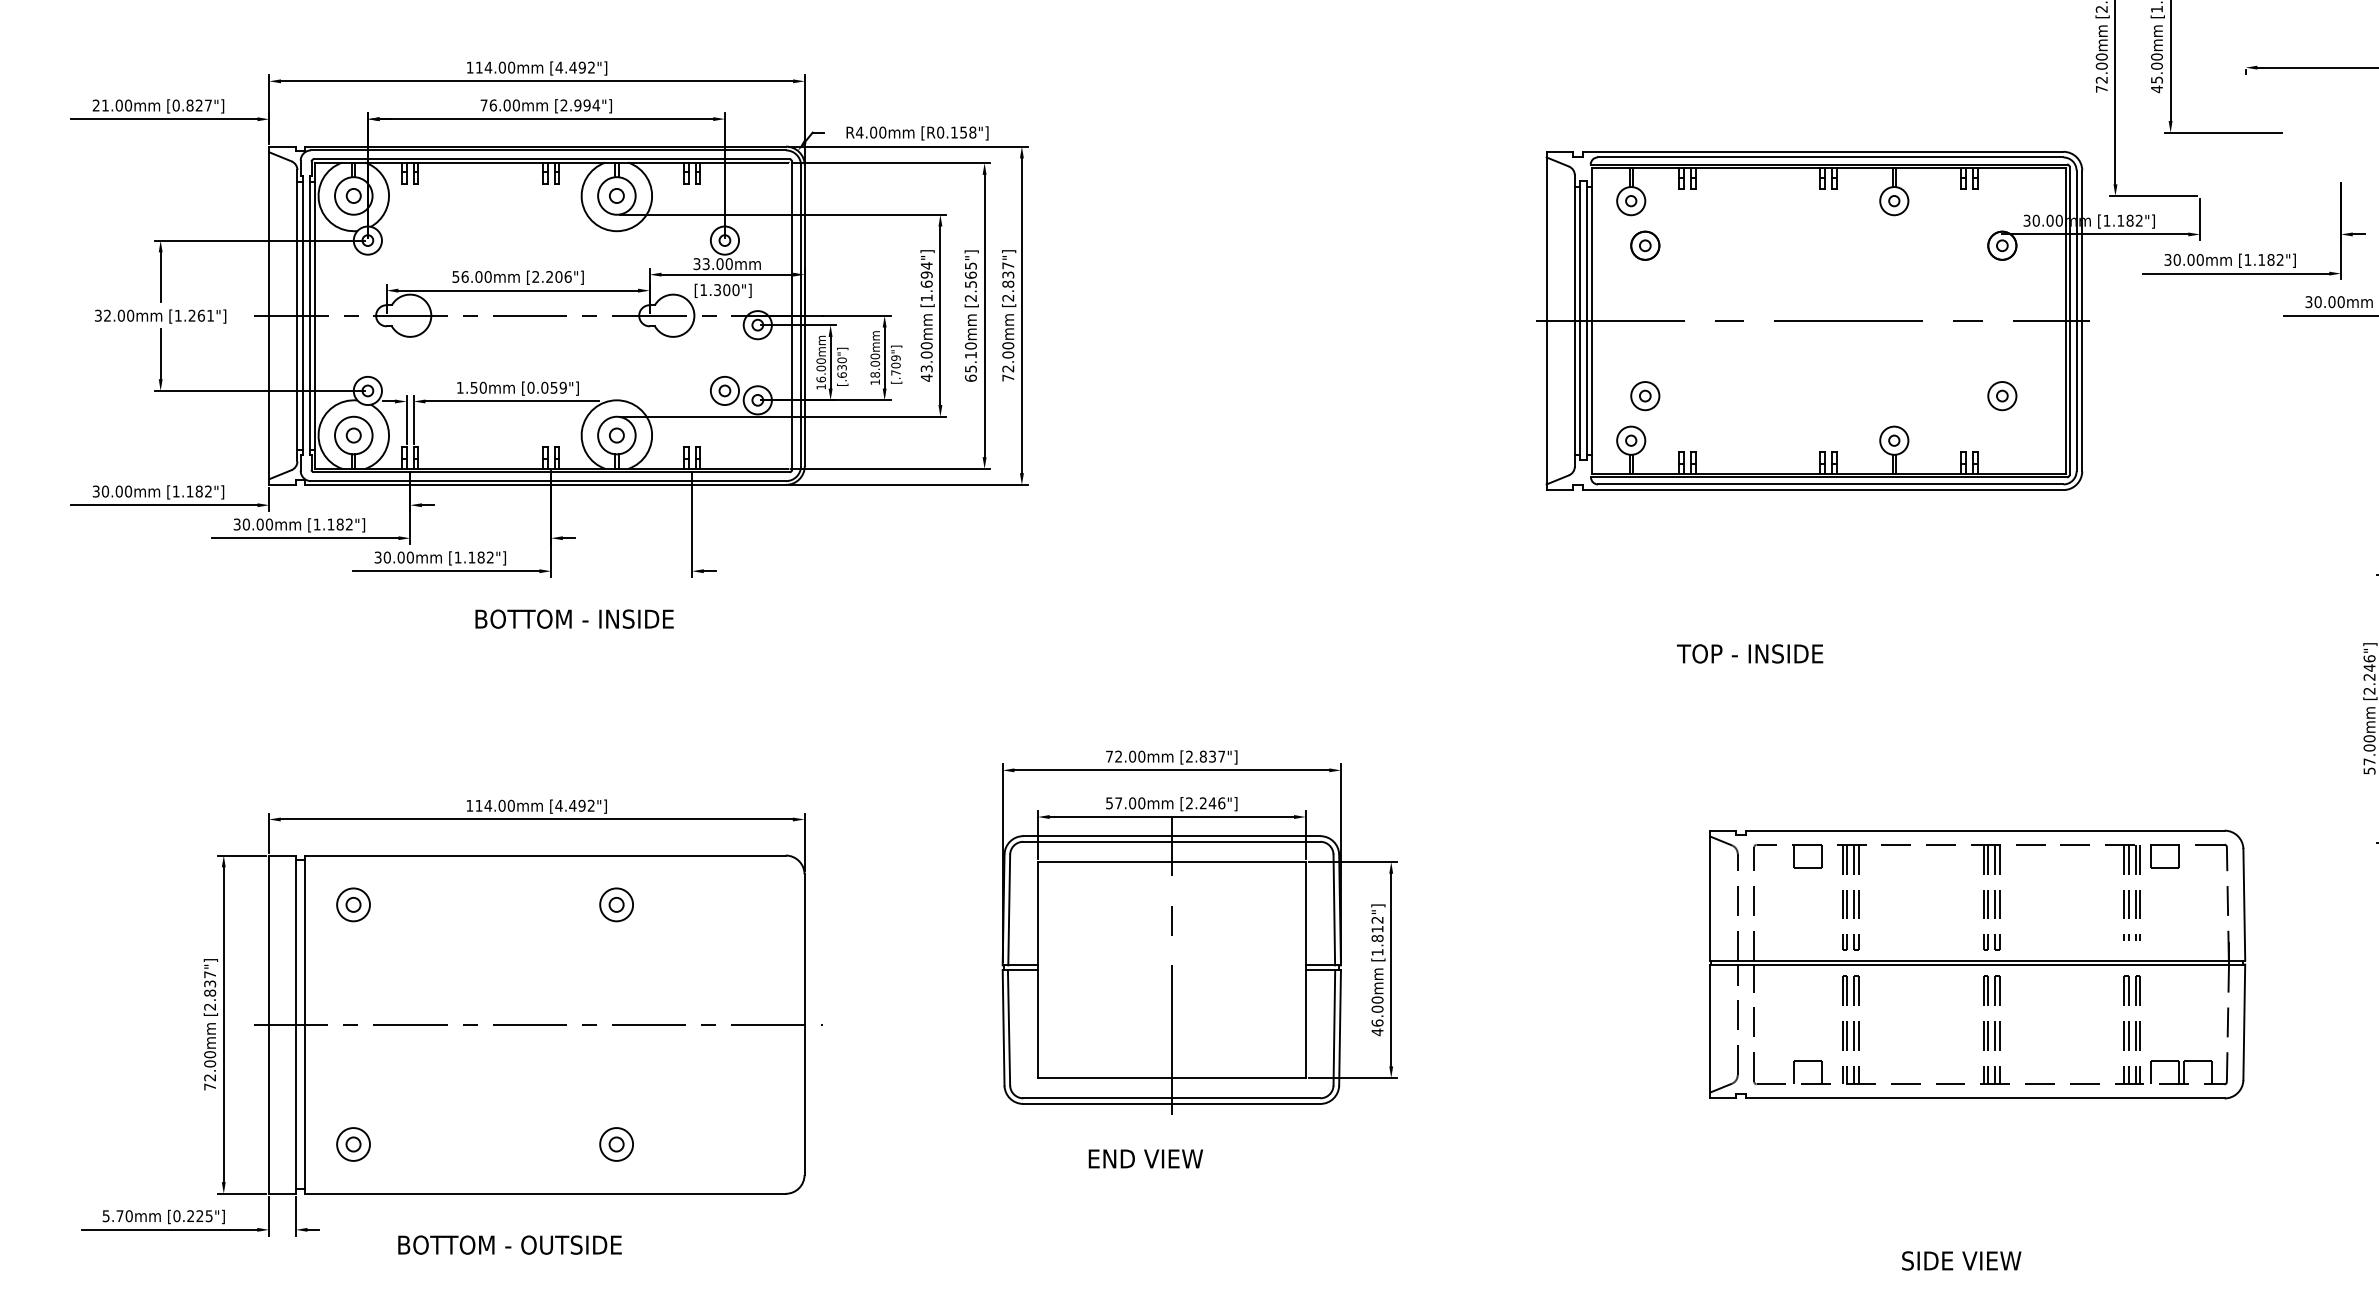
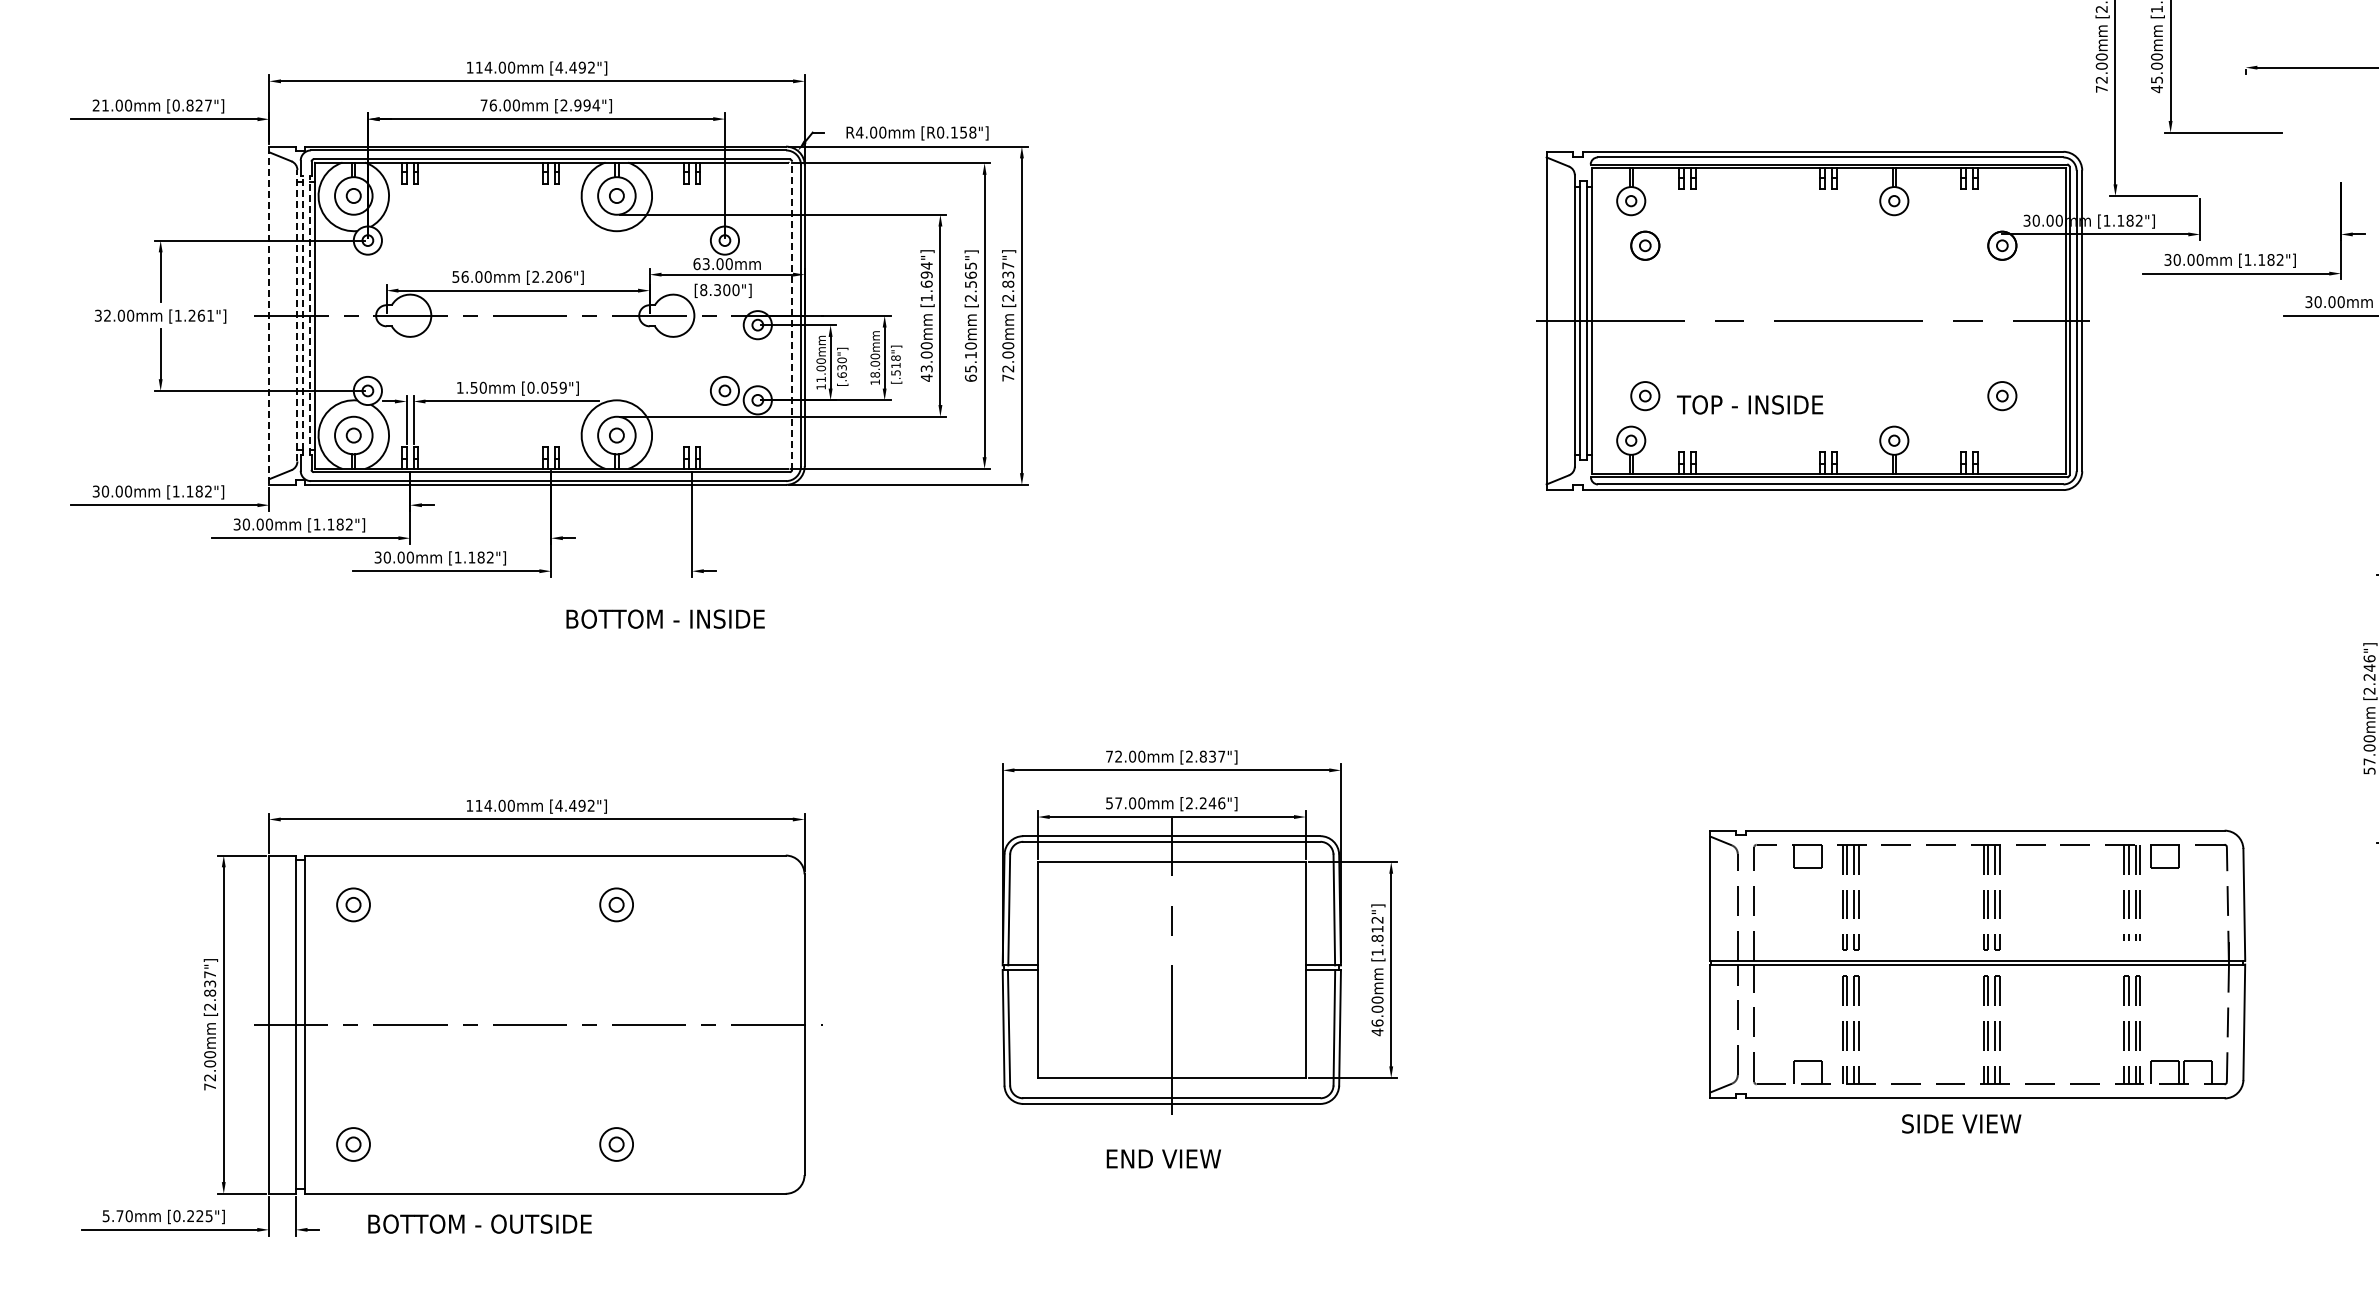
text: 33.00mm -> 63.00mm (696, 264)
text: [1.300"] -> [8.300"] (703, 290)
line: solid -> dashed (303, 312)
line: solid -> dashed (297, 315)
line: solid -> dashed (309, 315)
line: solid -> dashed (792, 315)
line: solid -> dashed (269, 316)
text: [.709"] -> [.518"] (895, 365)
text: 16.00mm -> 11.00mm (820, 379)
text position: (574, 618) -> (665, 618) (665, 618)
text position: (1750, 653) -> (1750, 404) (1750, 404)
text position: (1145, 1158) -> (1163, 1158) (1163, 1158)
text position: (509, 1244) -> (479, 1223) (479, 1223)
text position: (1961, 1260) -> (1961, 1123) (1961, 1123)
